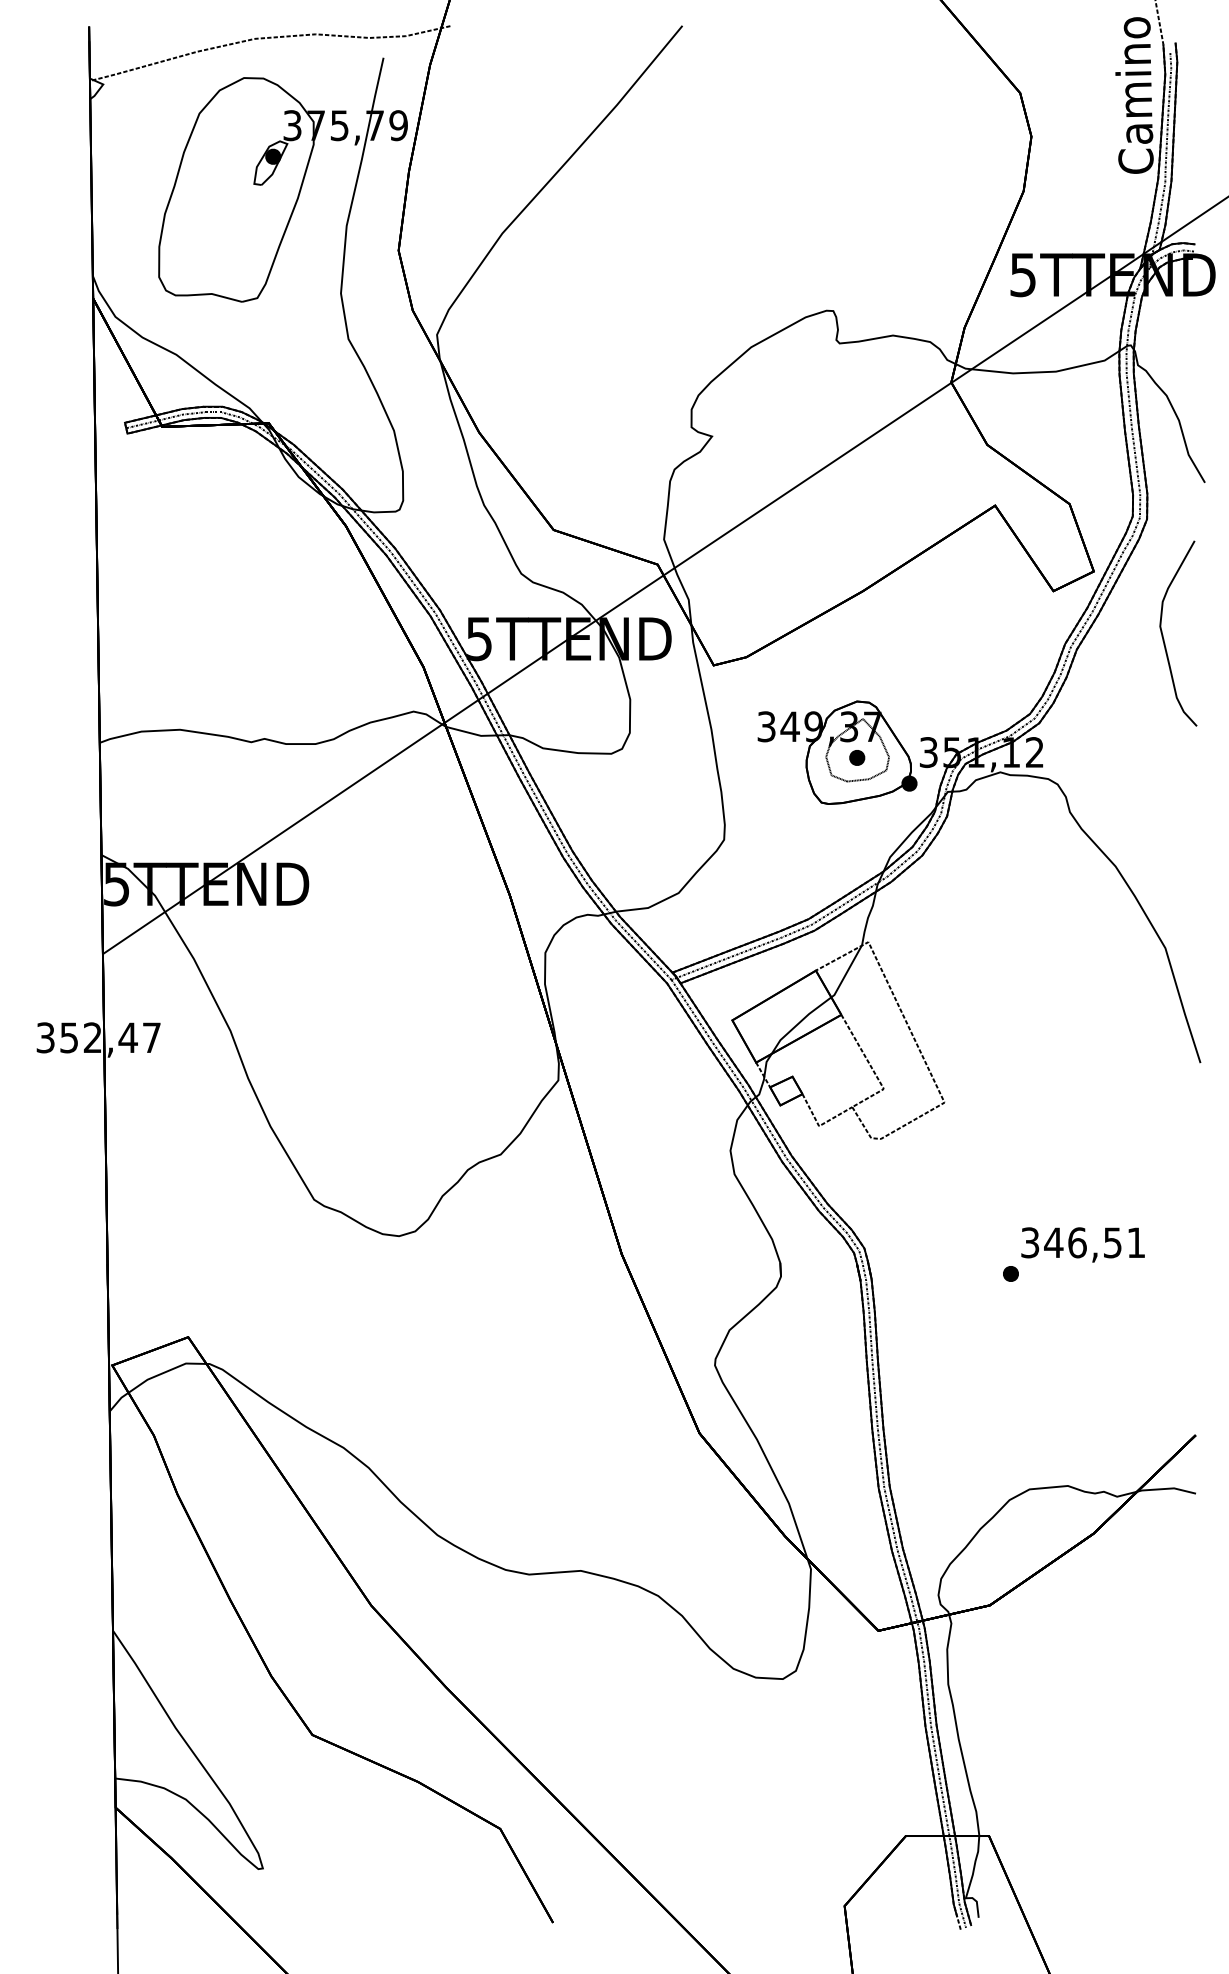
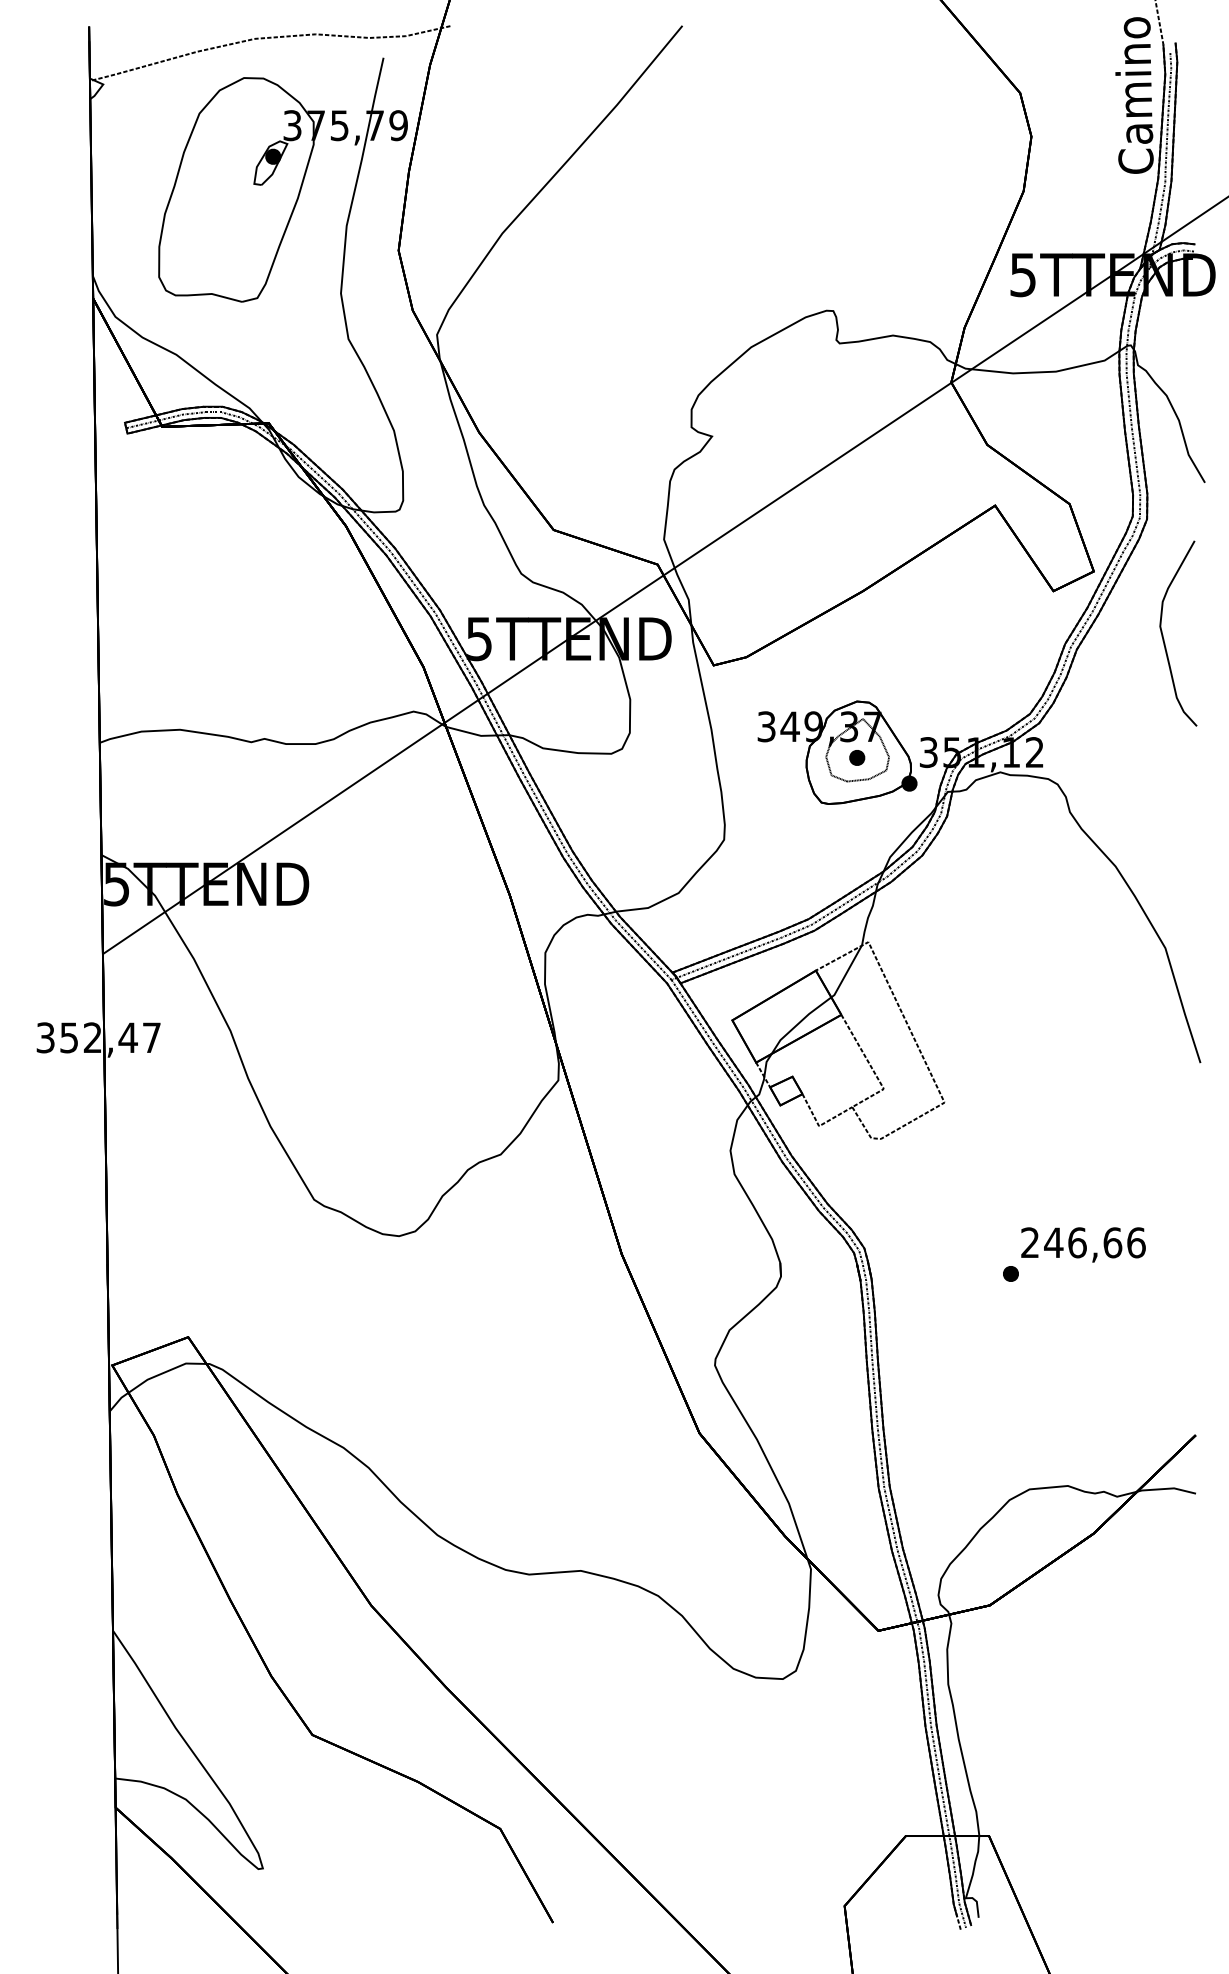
text: 346,51 -> 246,66 (1083, 1242)
